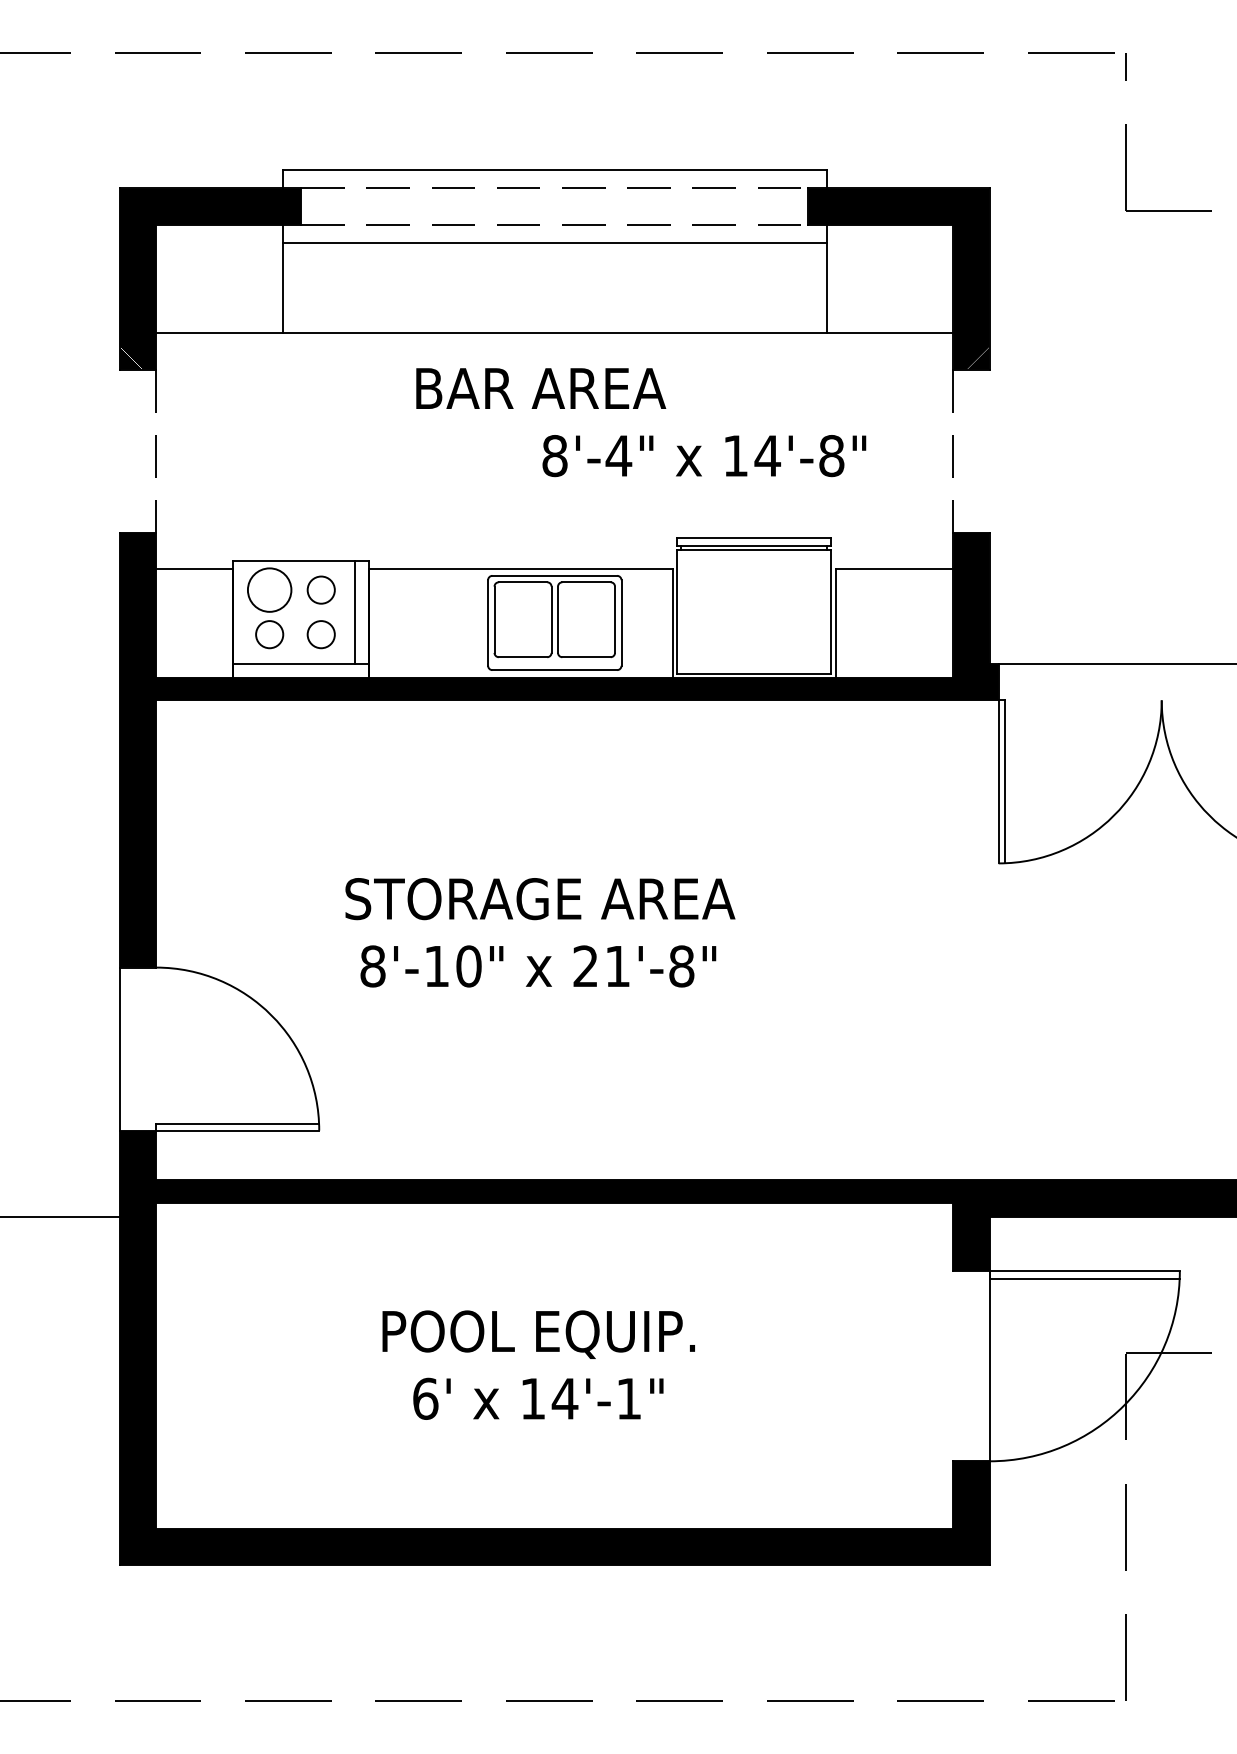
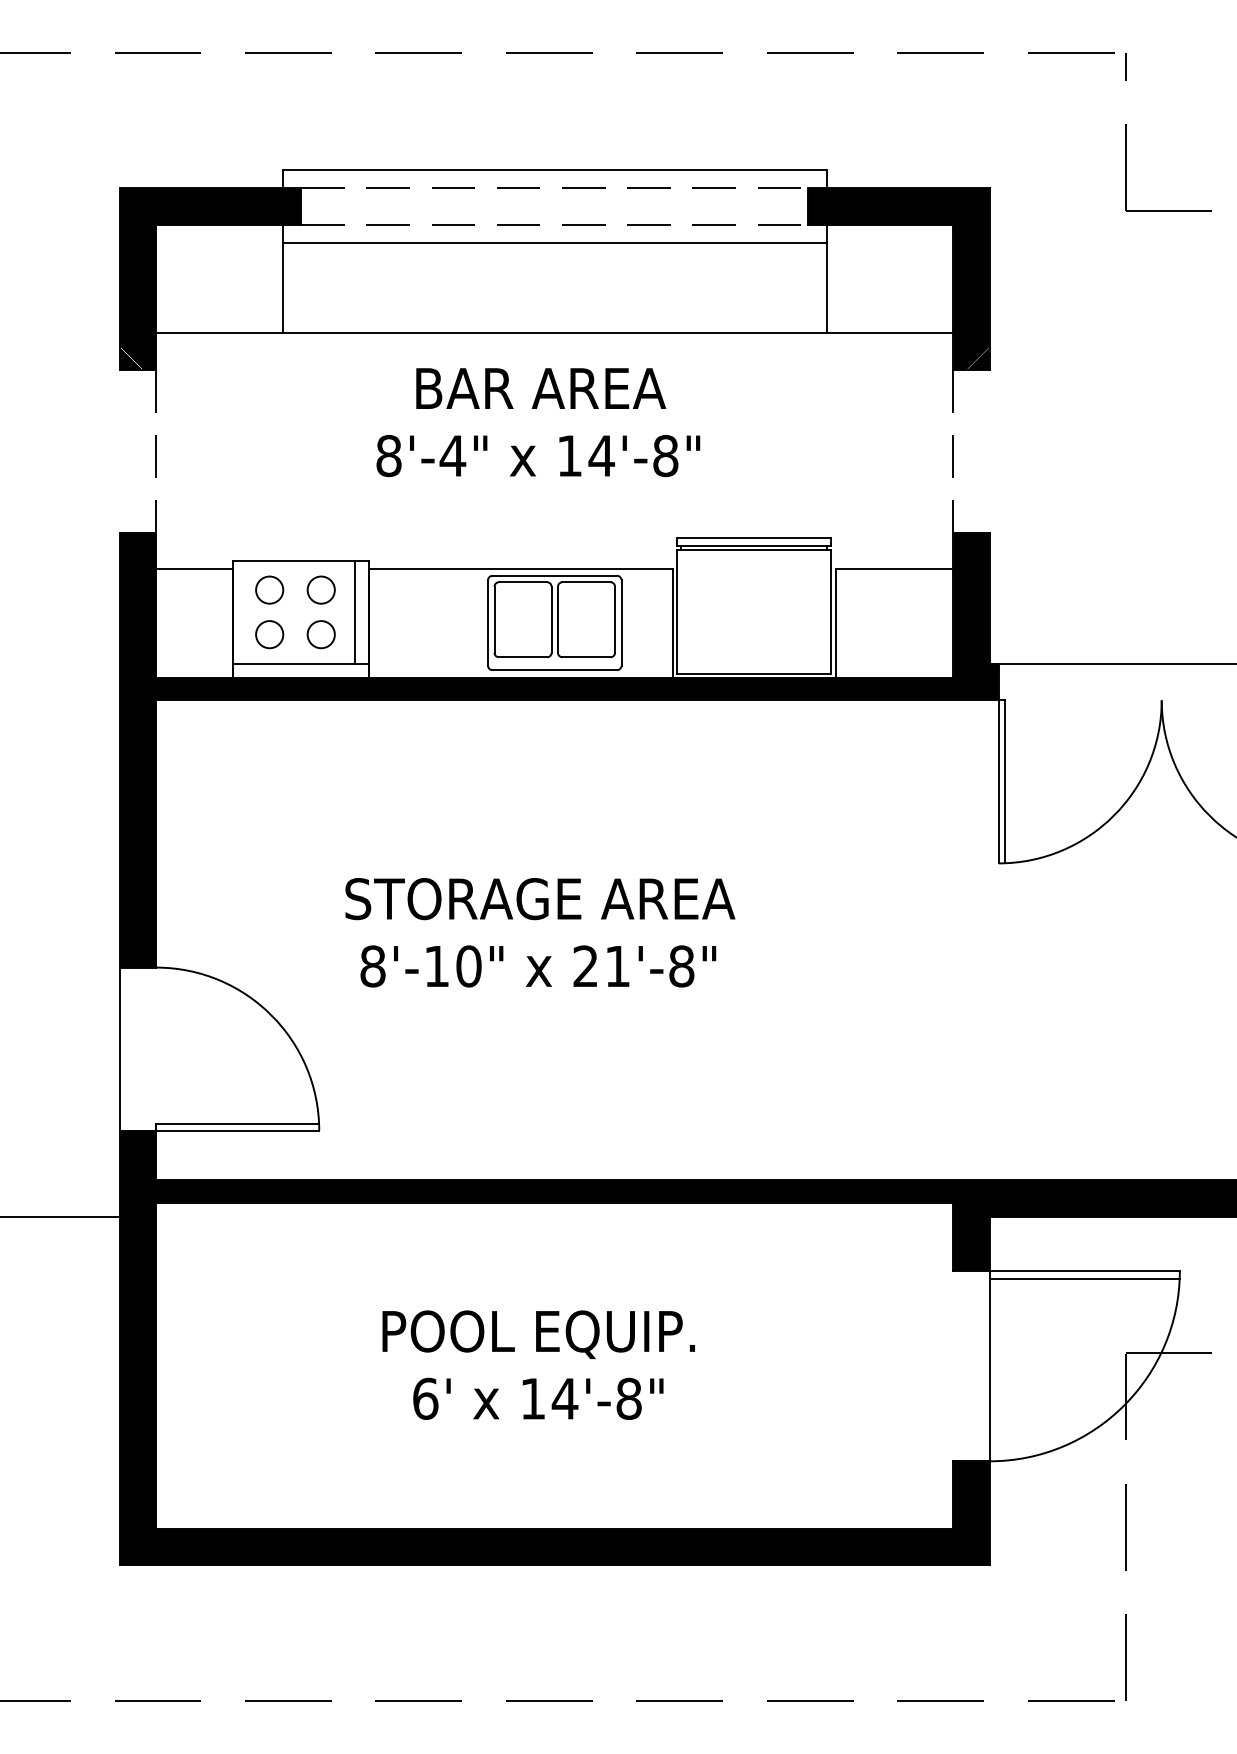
text position: (704, 456) -> (538, 456) (538, 456)
circle diameter: 43 px -> 27 px (269, 589)
text: 14'-1" -> 14'-8" (628, 1398)
